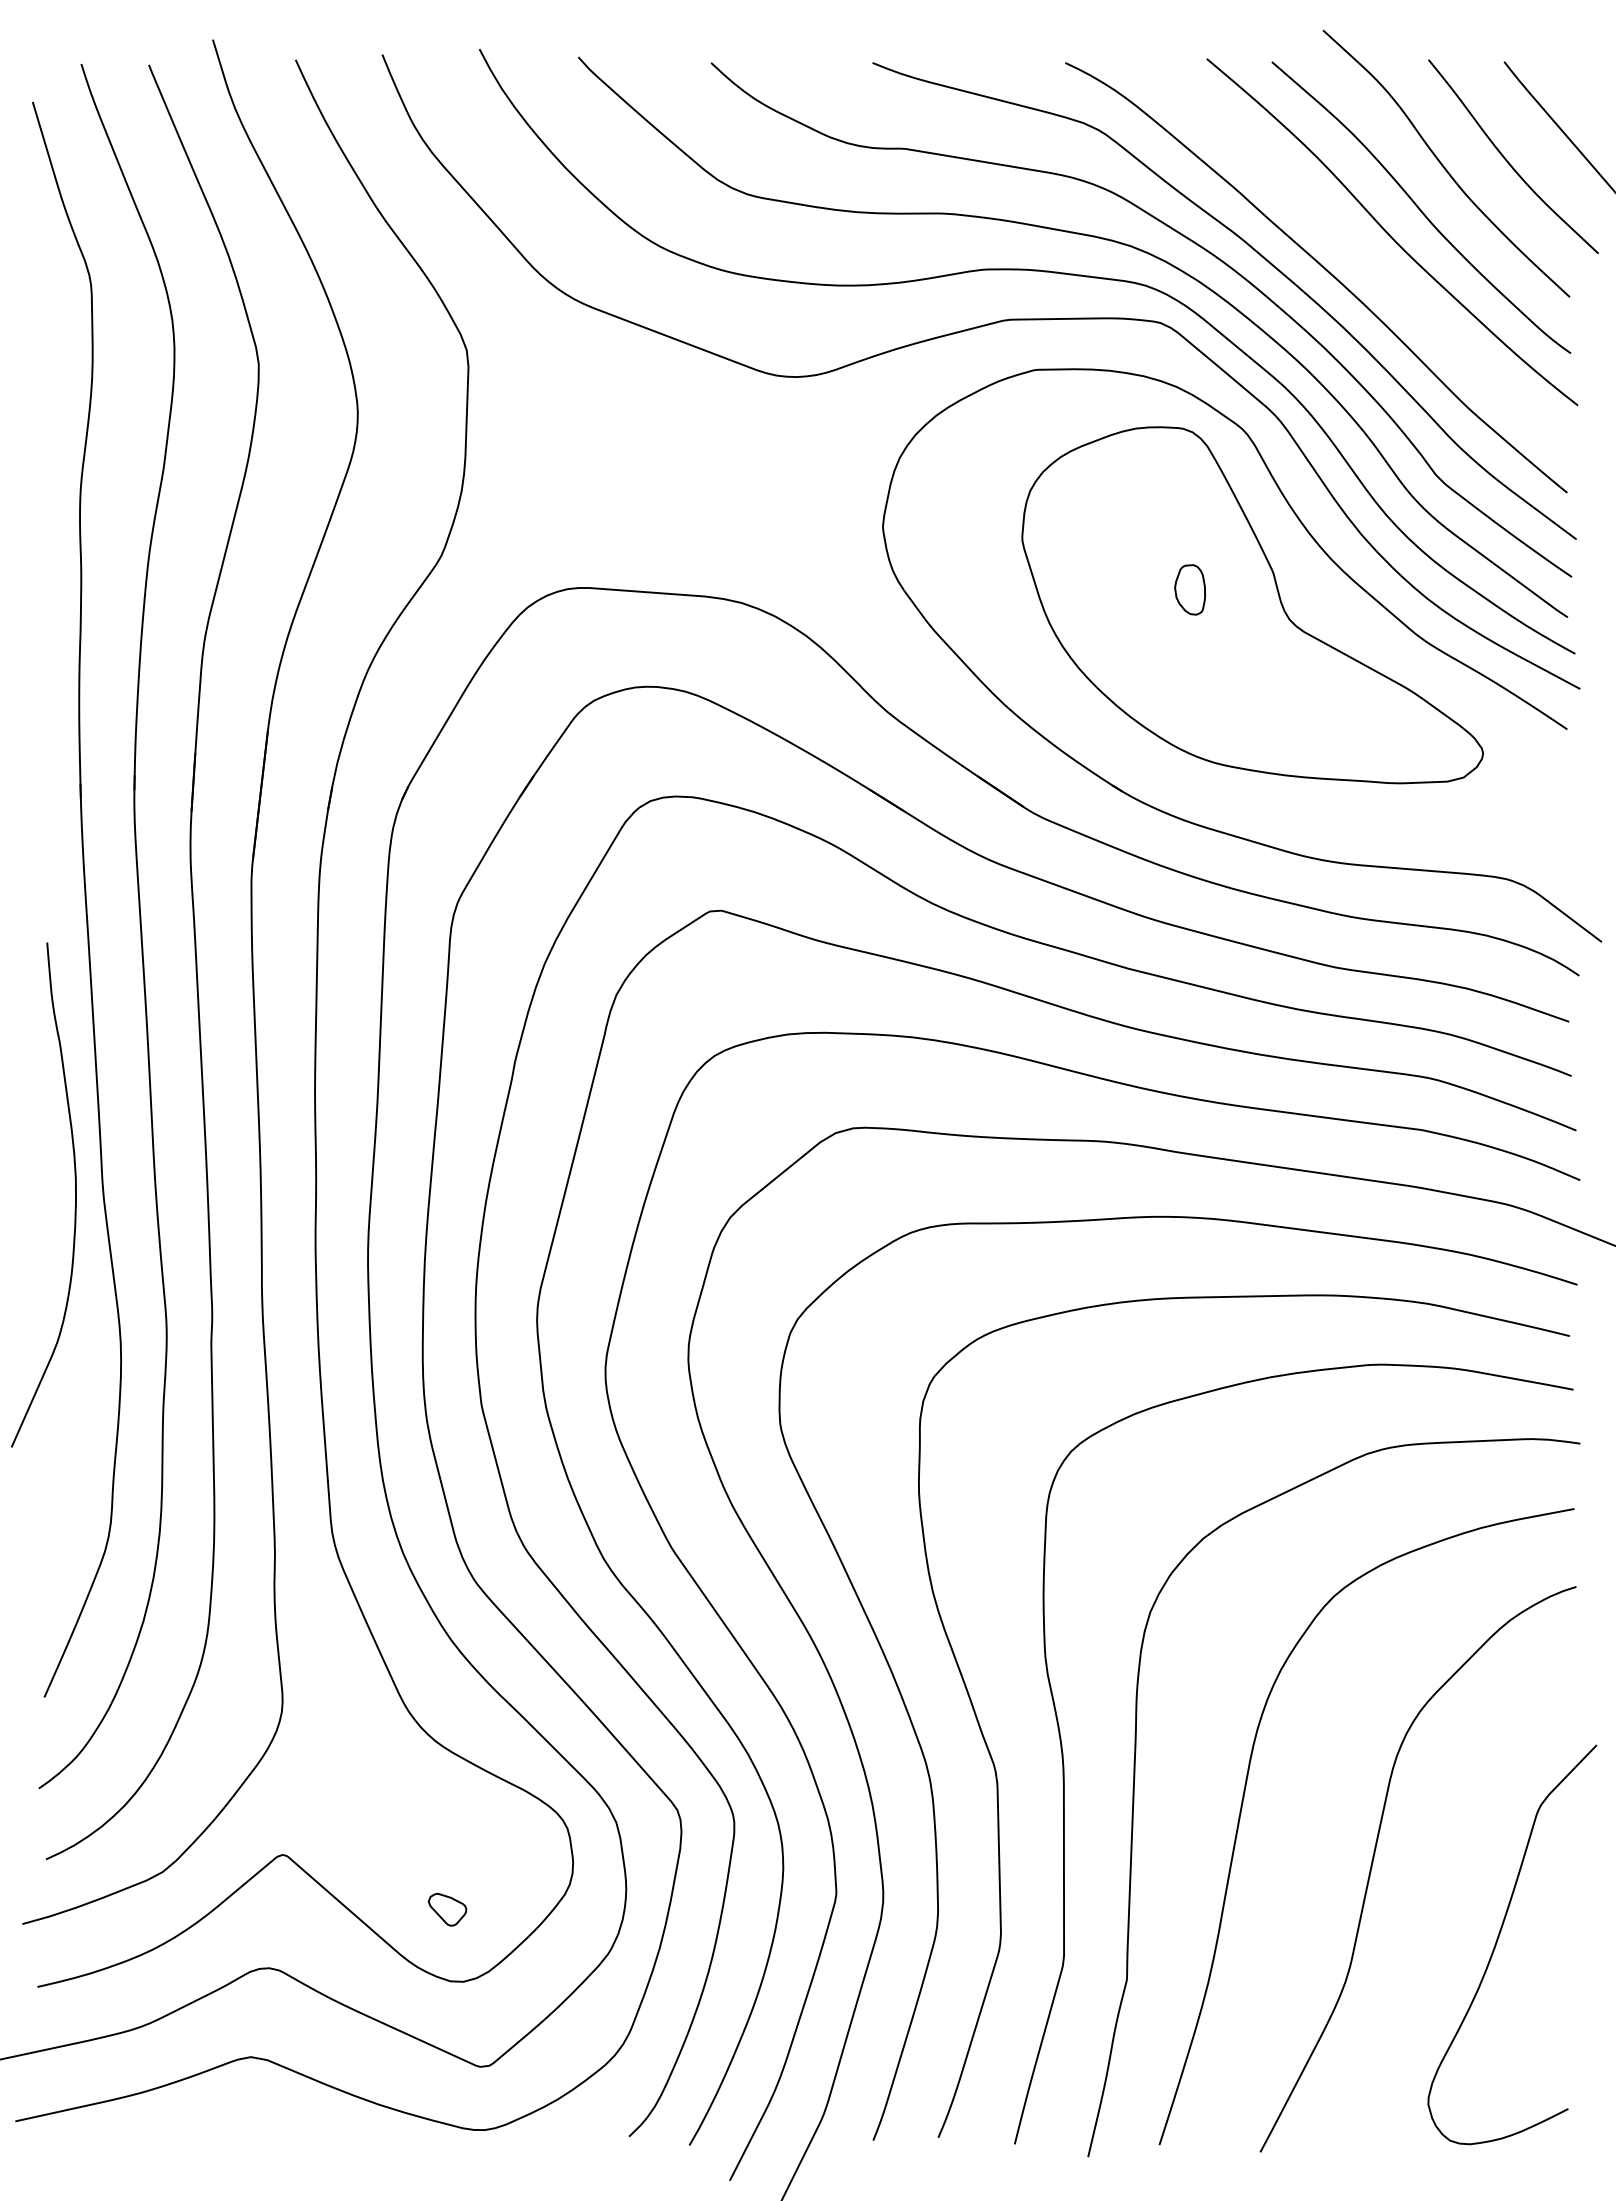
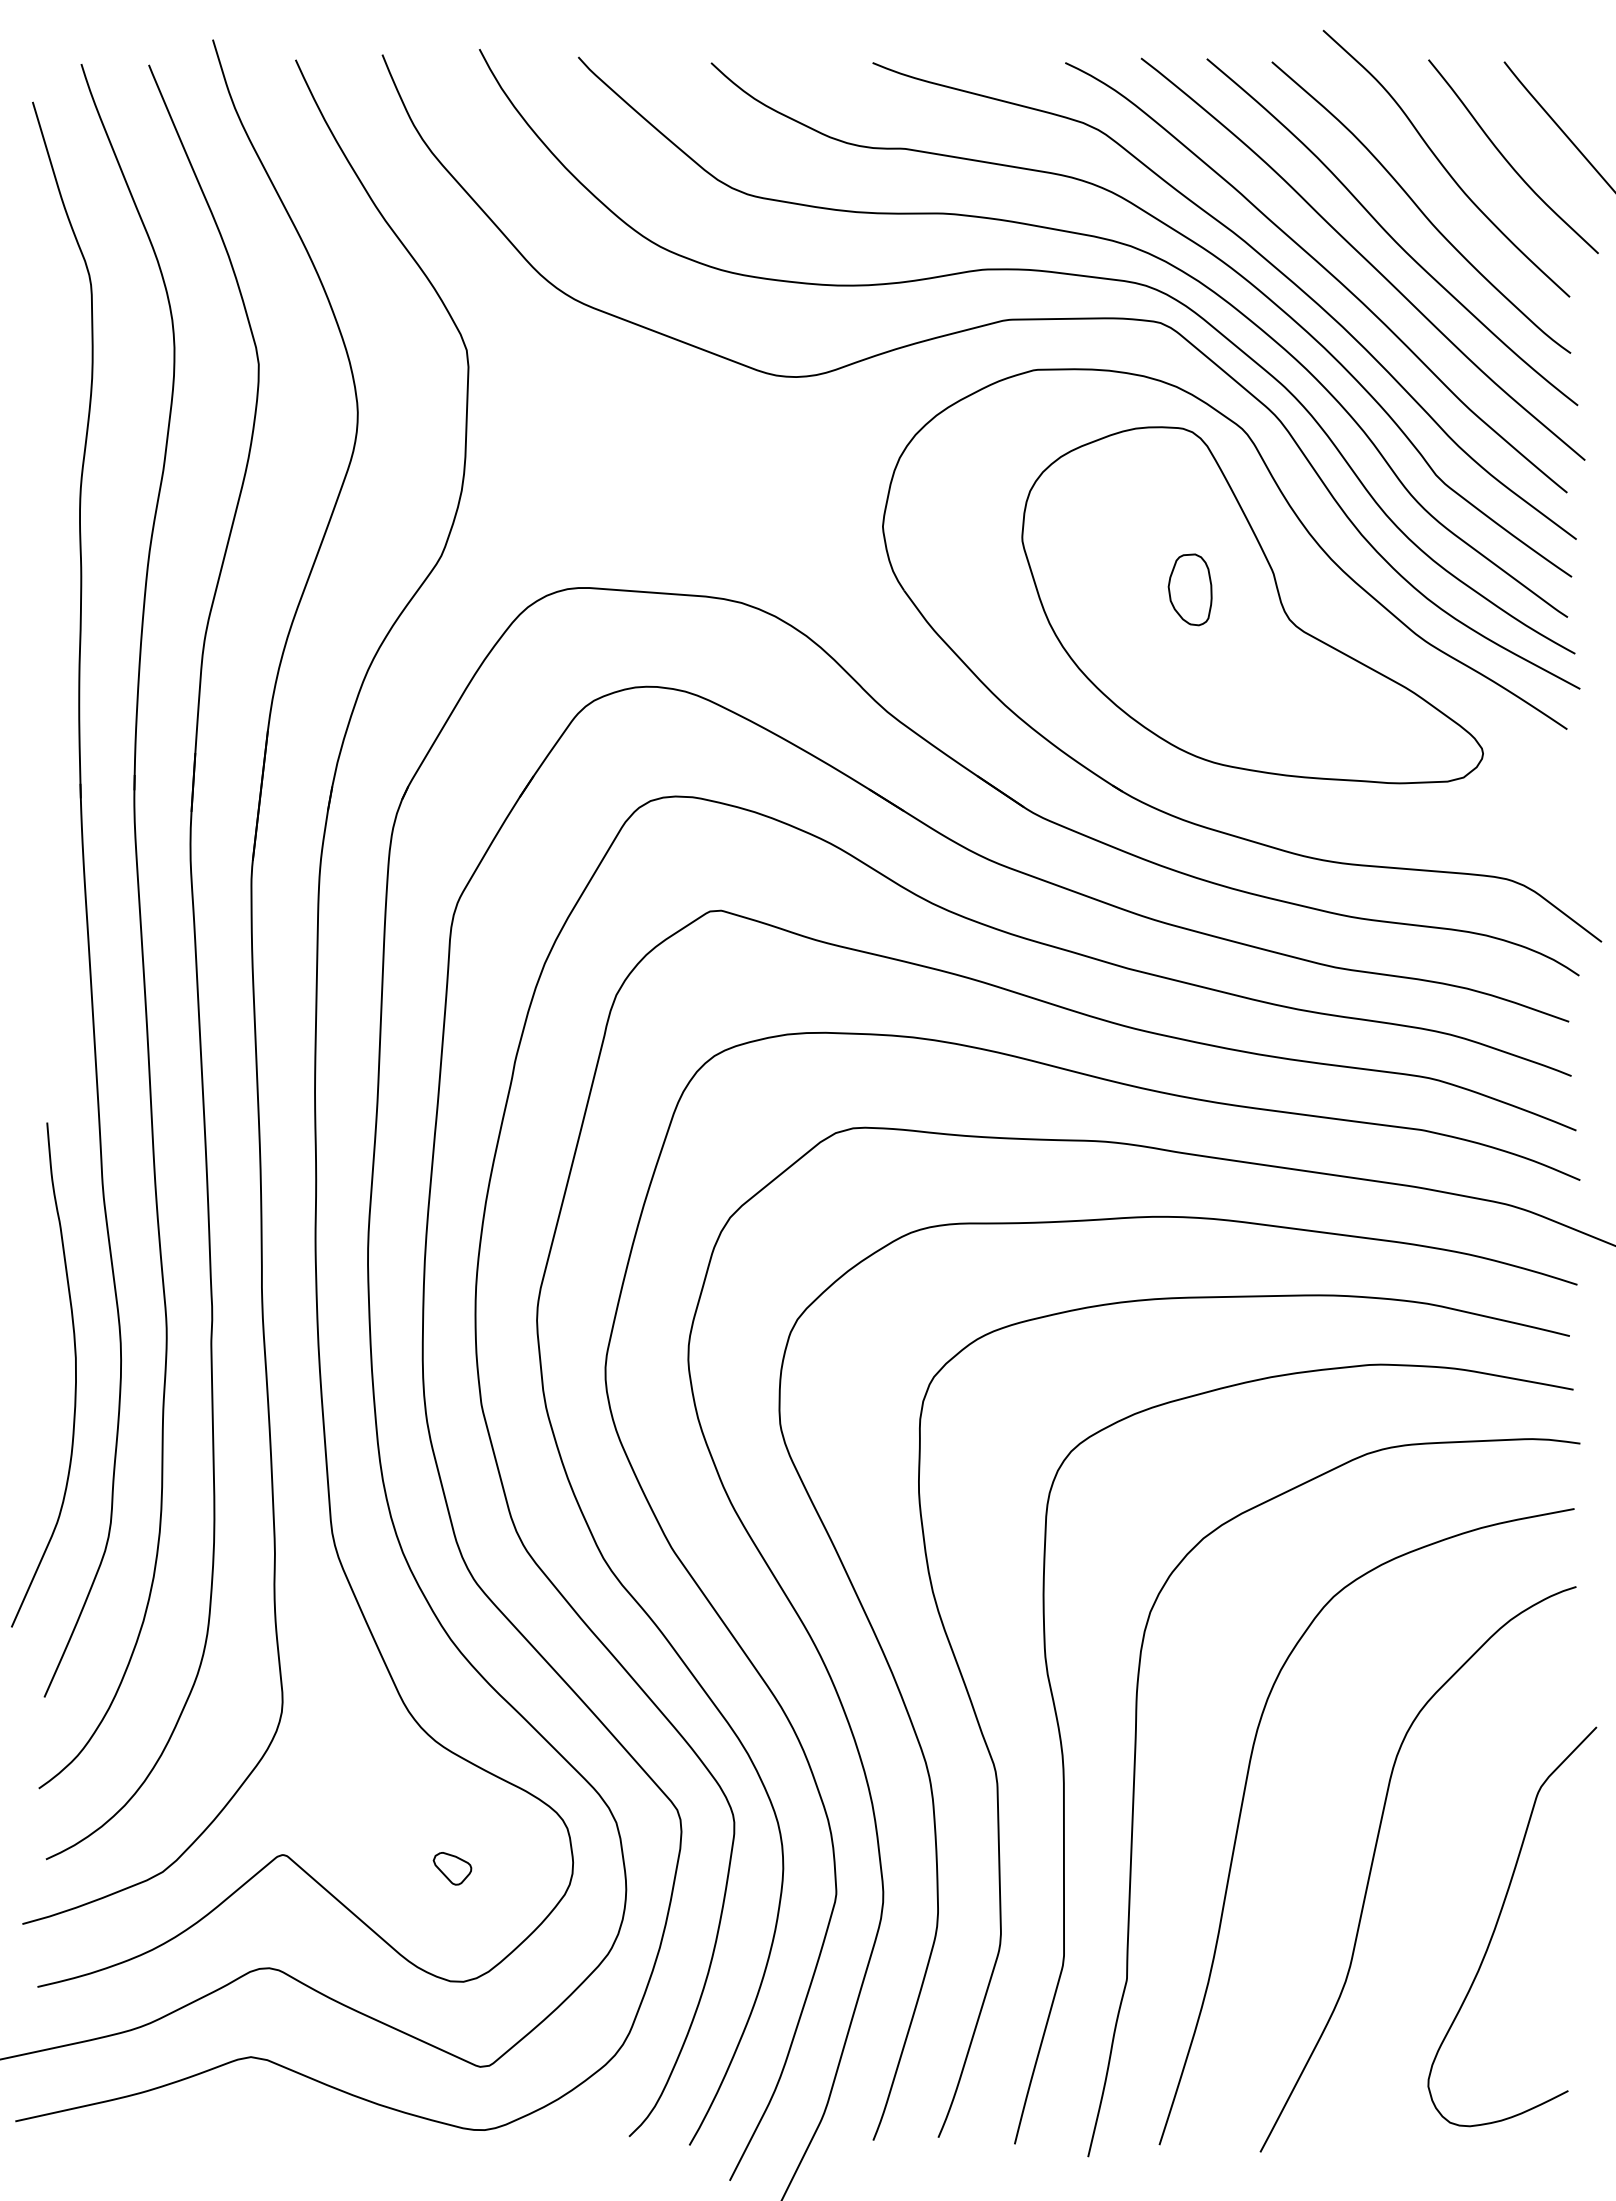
curve: none -> present (1362, 257)
part size: 32x52 px -> 46x74 px (1189, 589)
curve position: (75, 1194) -> (75, 1374) (75, 1374)
part position: (447, 1909) -> (452, 1868) (452, 1868)
curve position: (1498, 1940) -> (1498, 1922) (1498, 1922)
